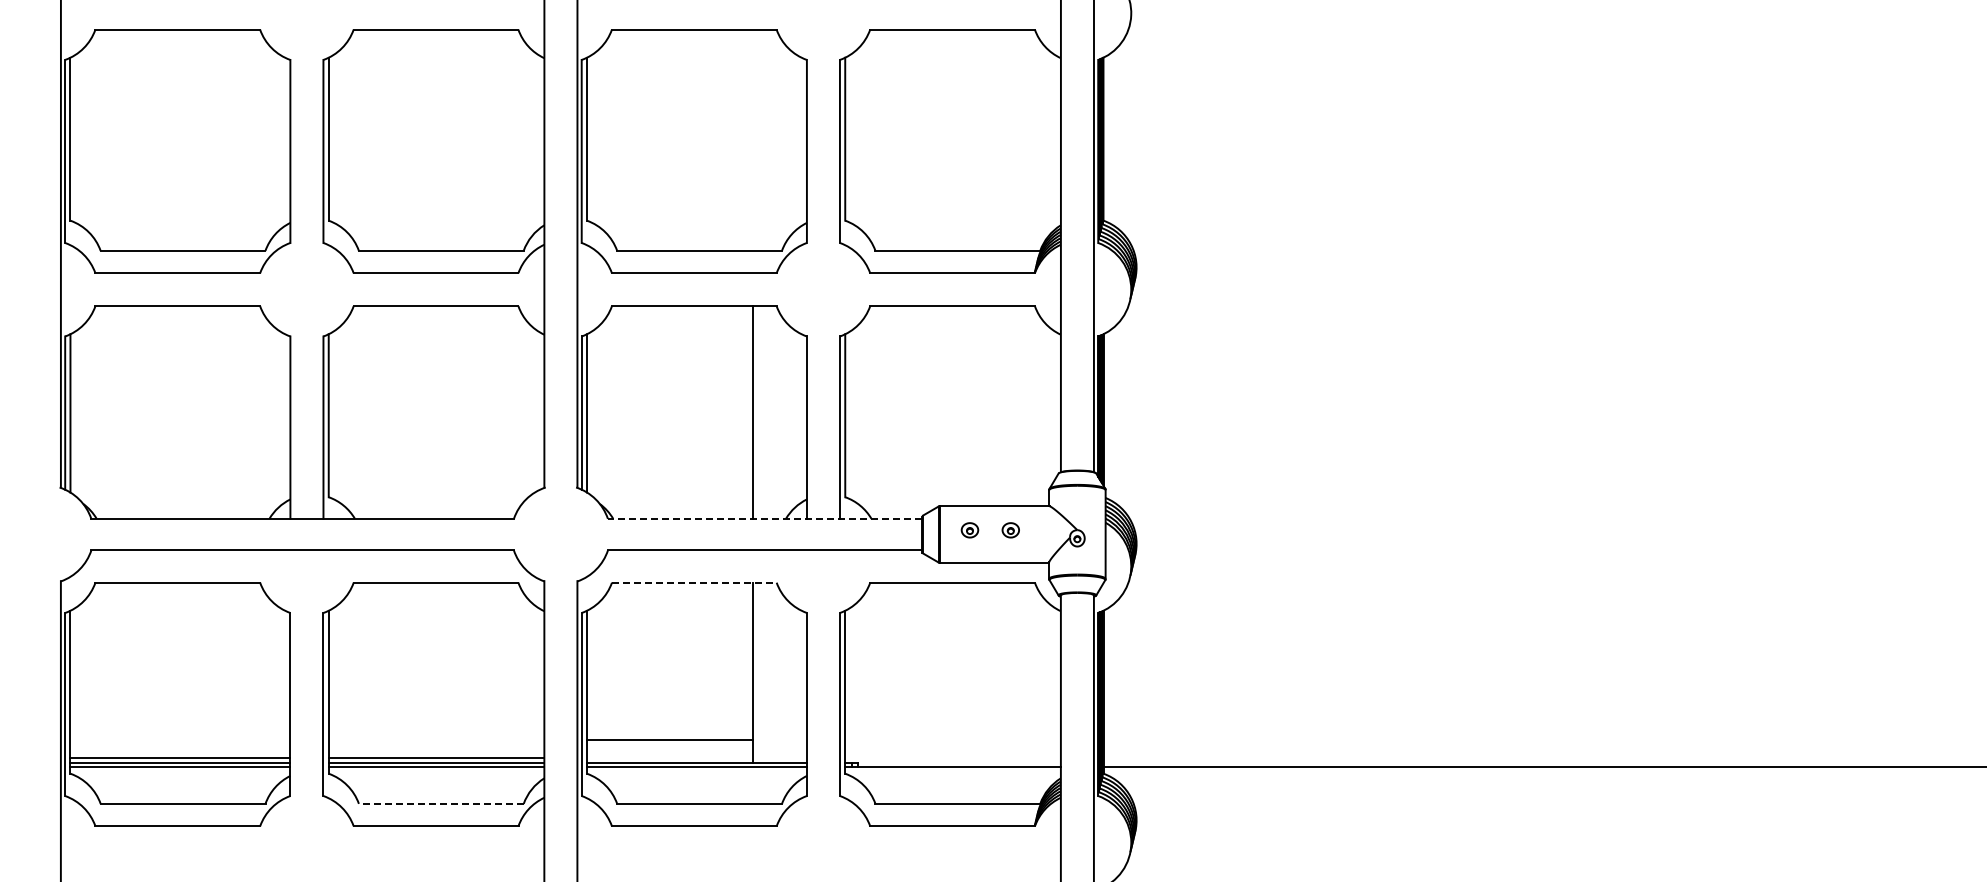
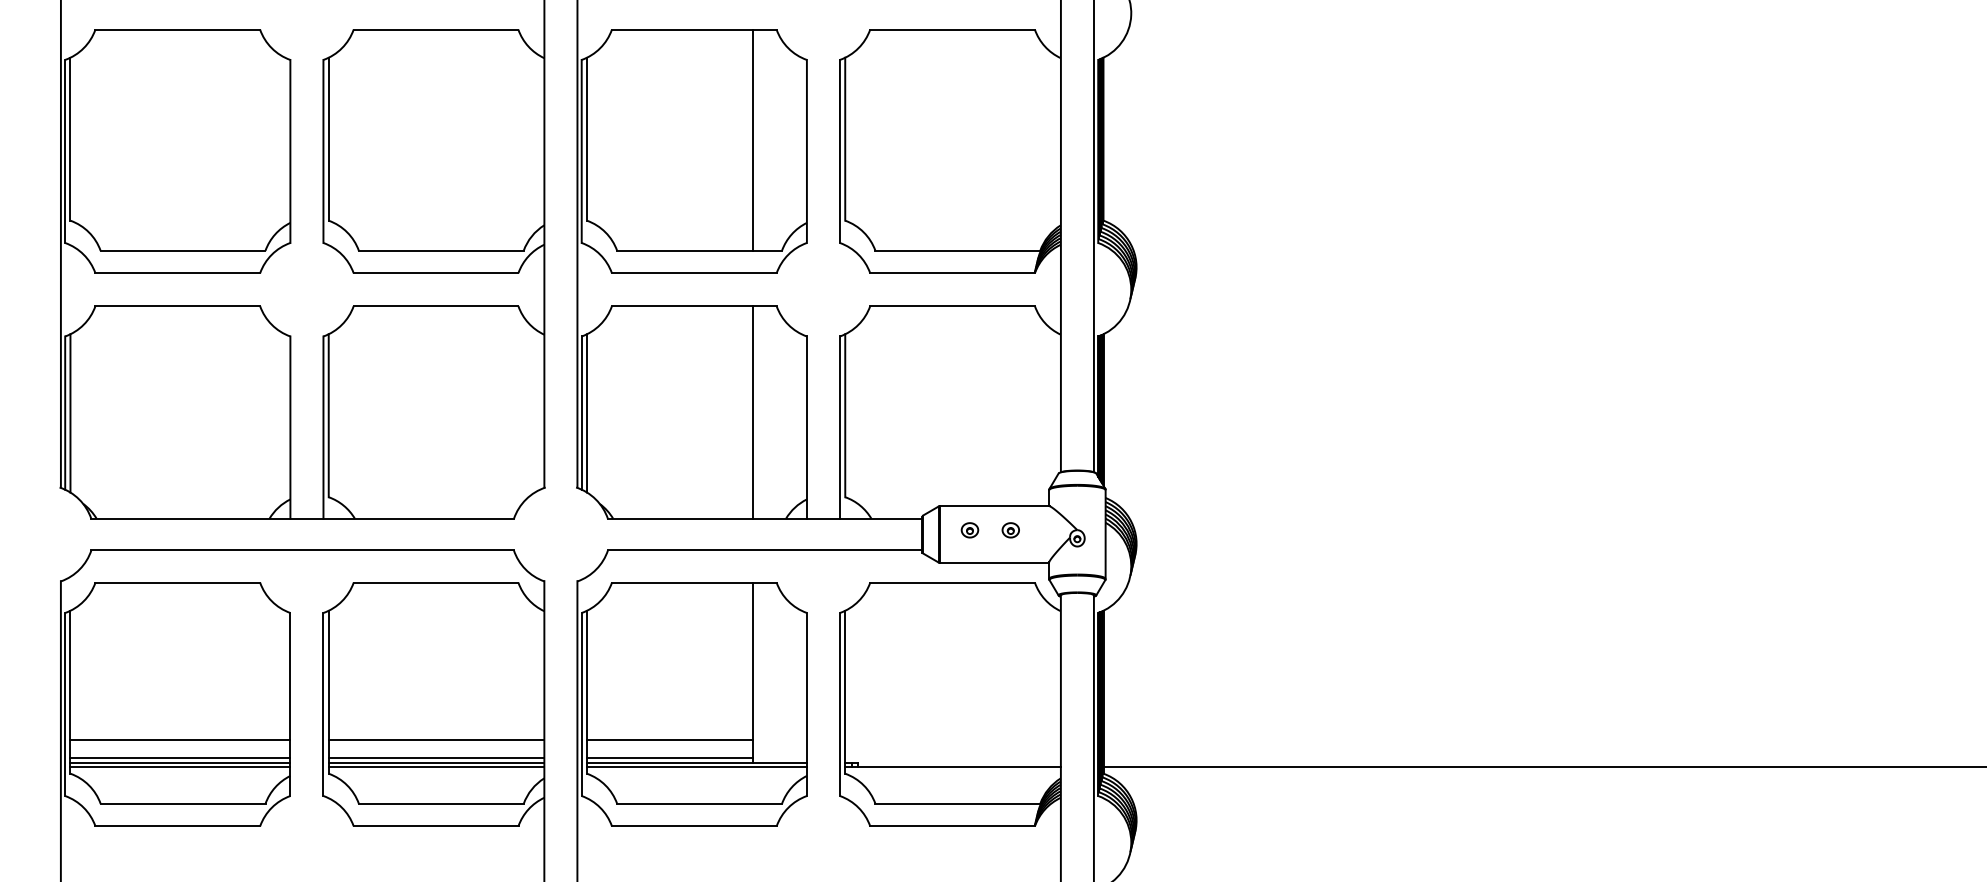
line: none -> present (752, 139)
line: dashed -> solid (764, 518)
line: dashed -> solid (694, 582)
line: none -> present (180, 739)
line: none -> present (436, 739)
line: none -> present (669, 757)
line: dashed -> solid (440, 803)
